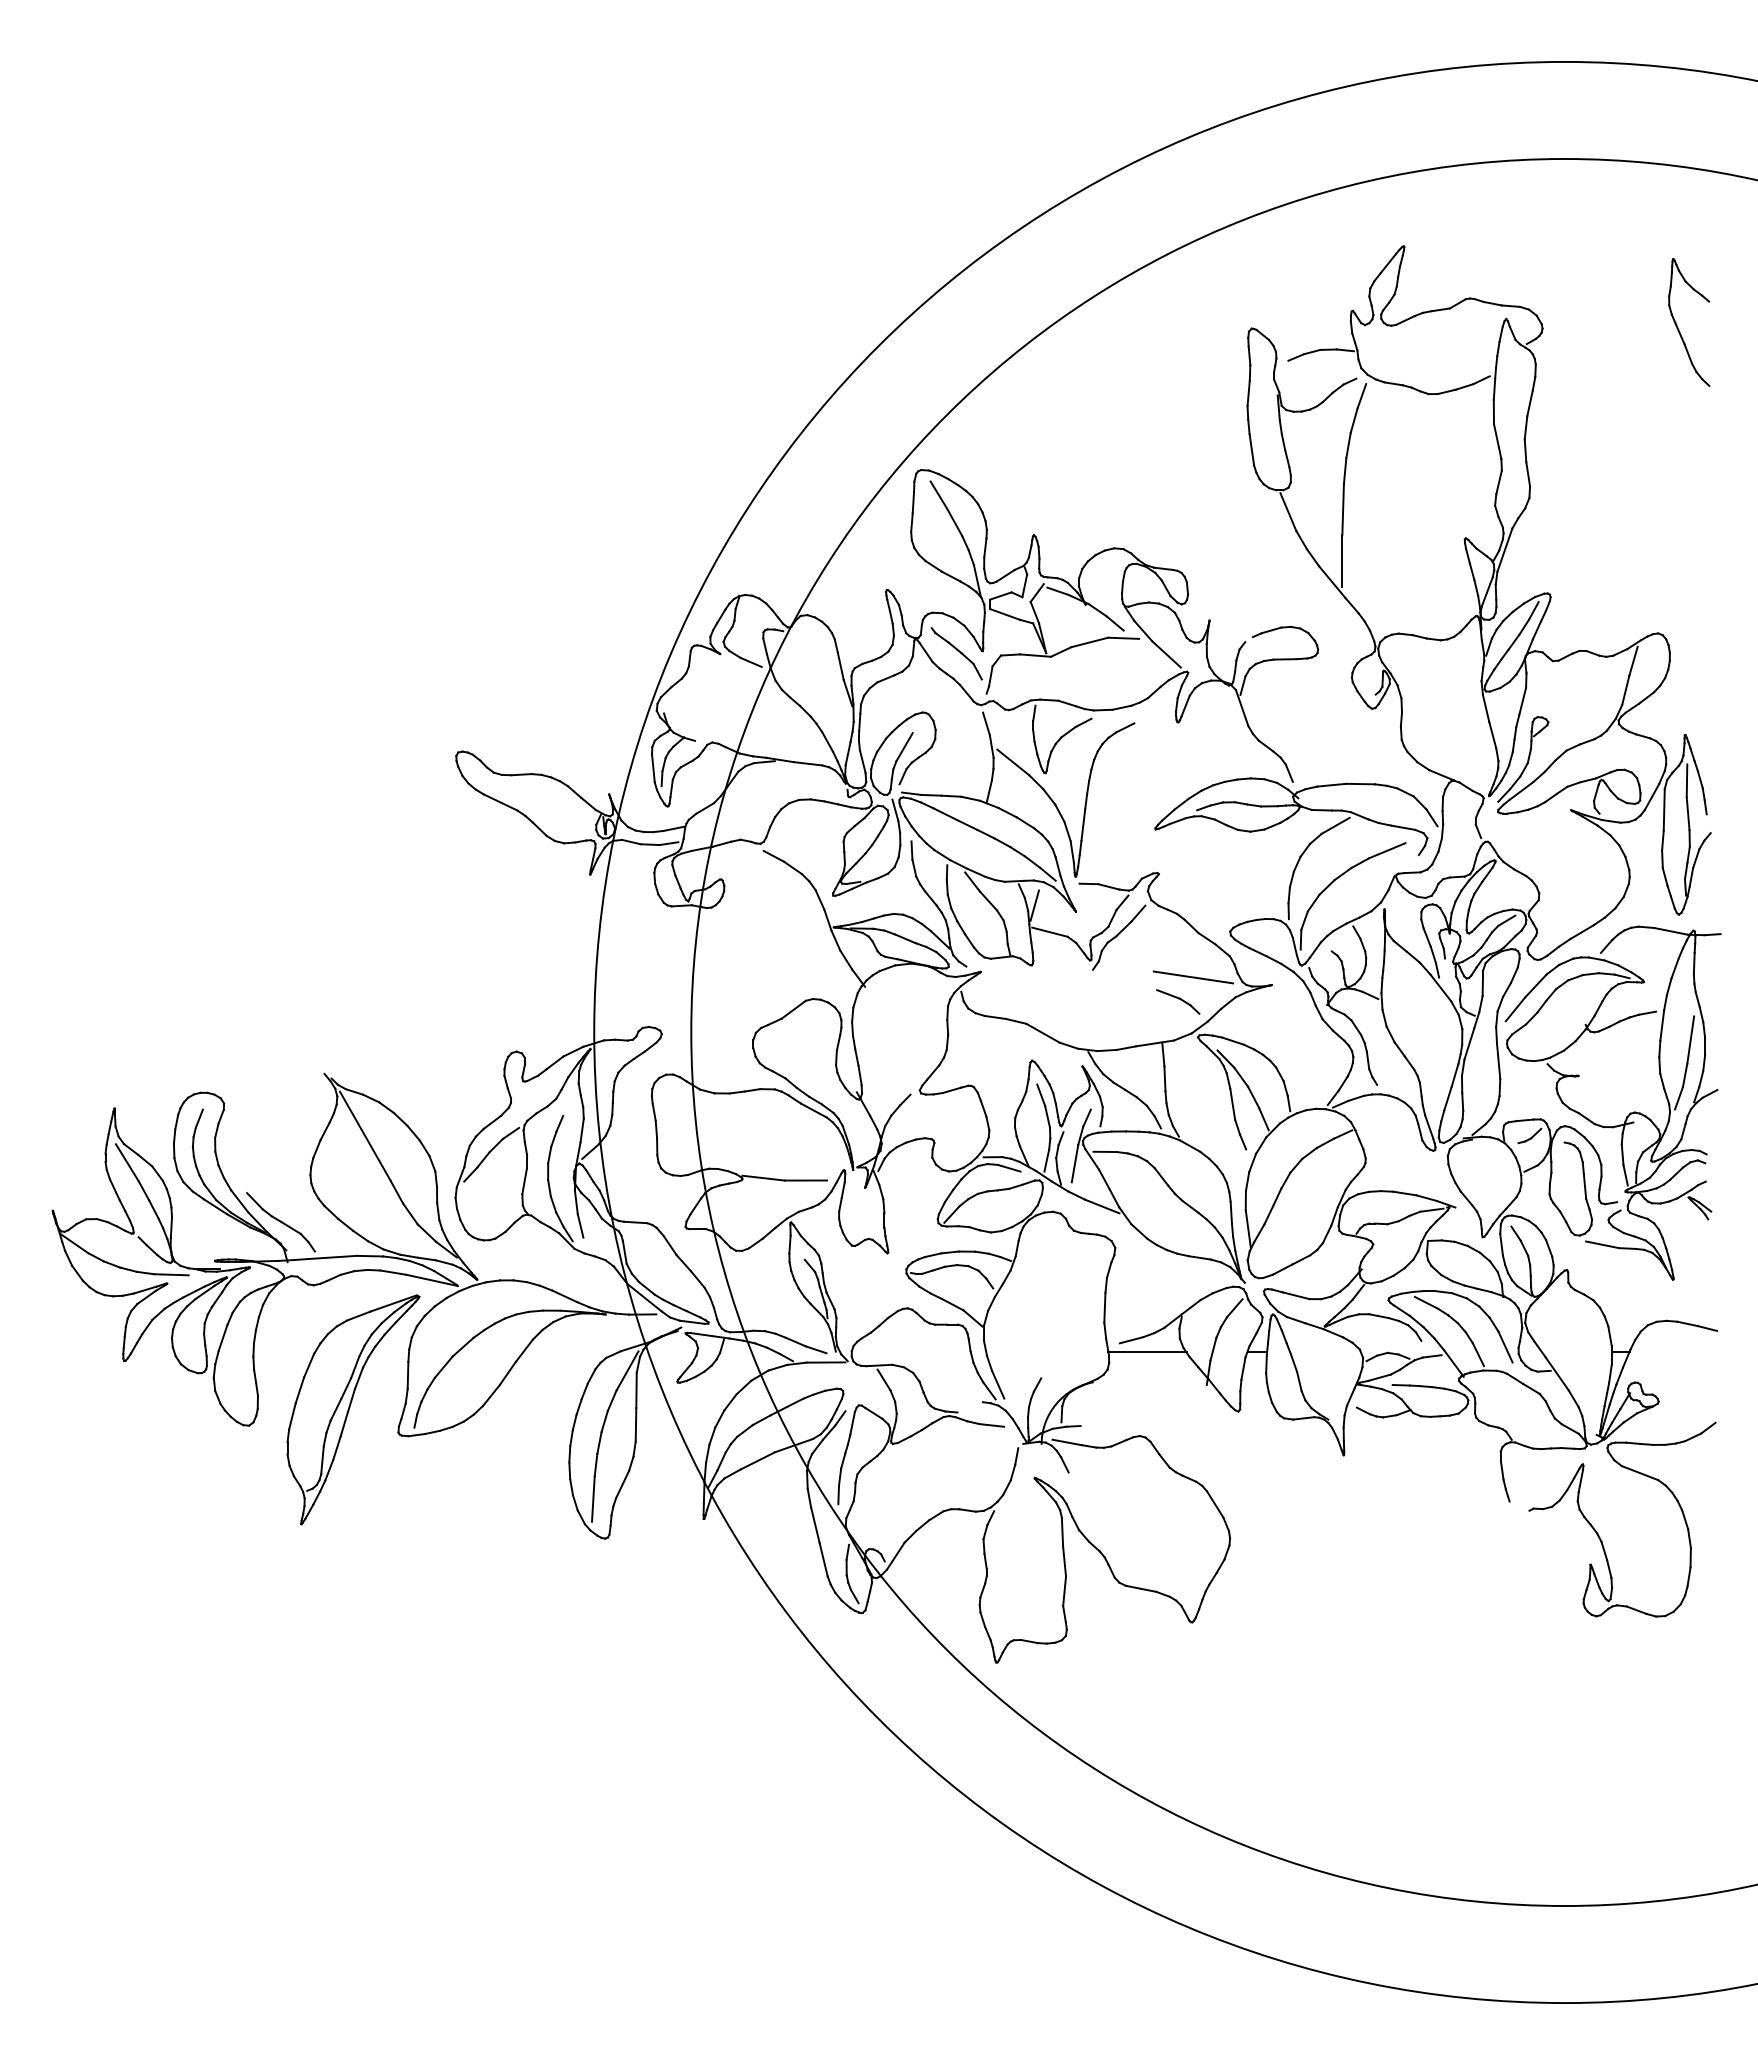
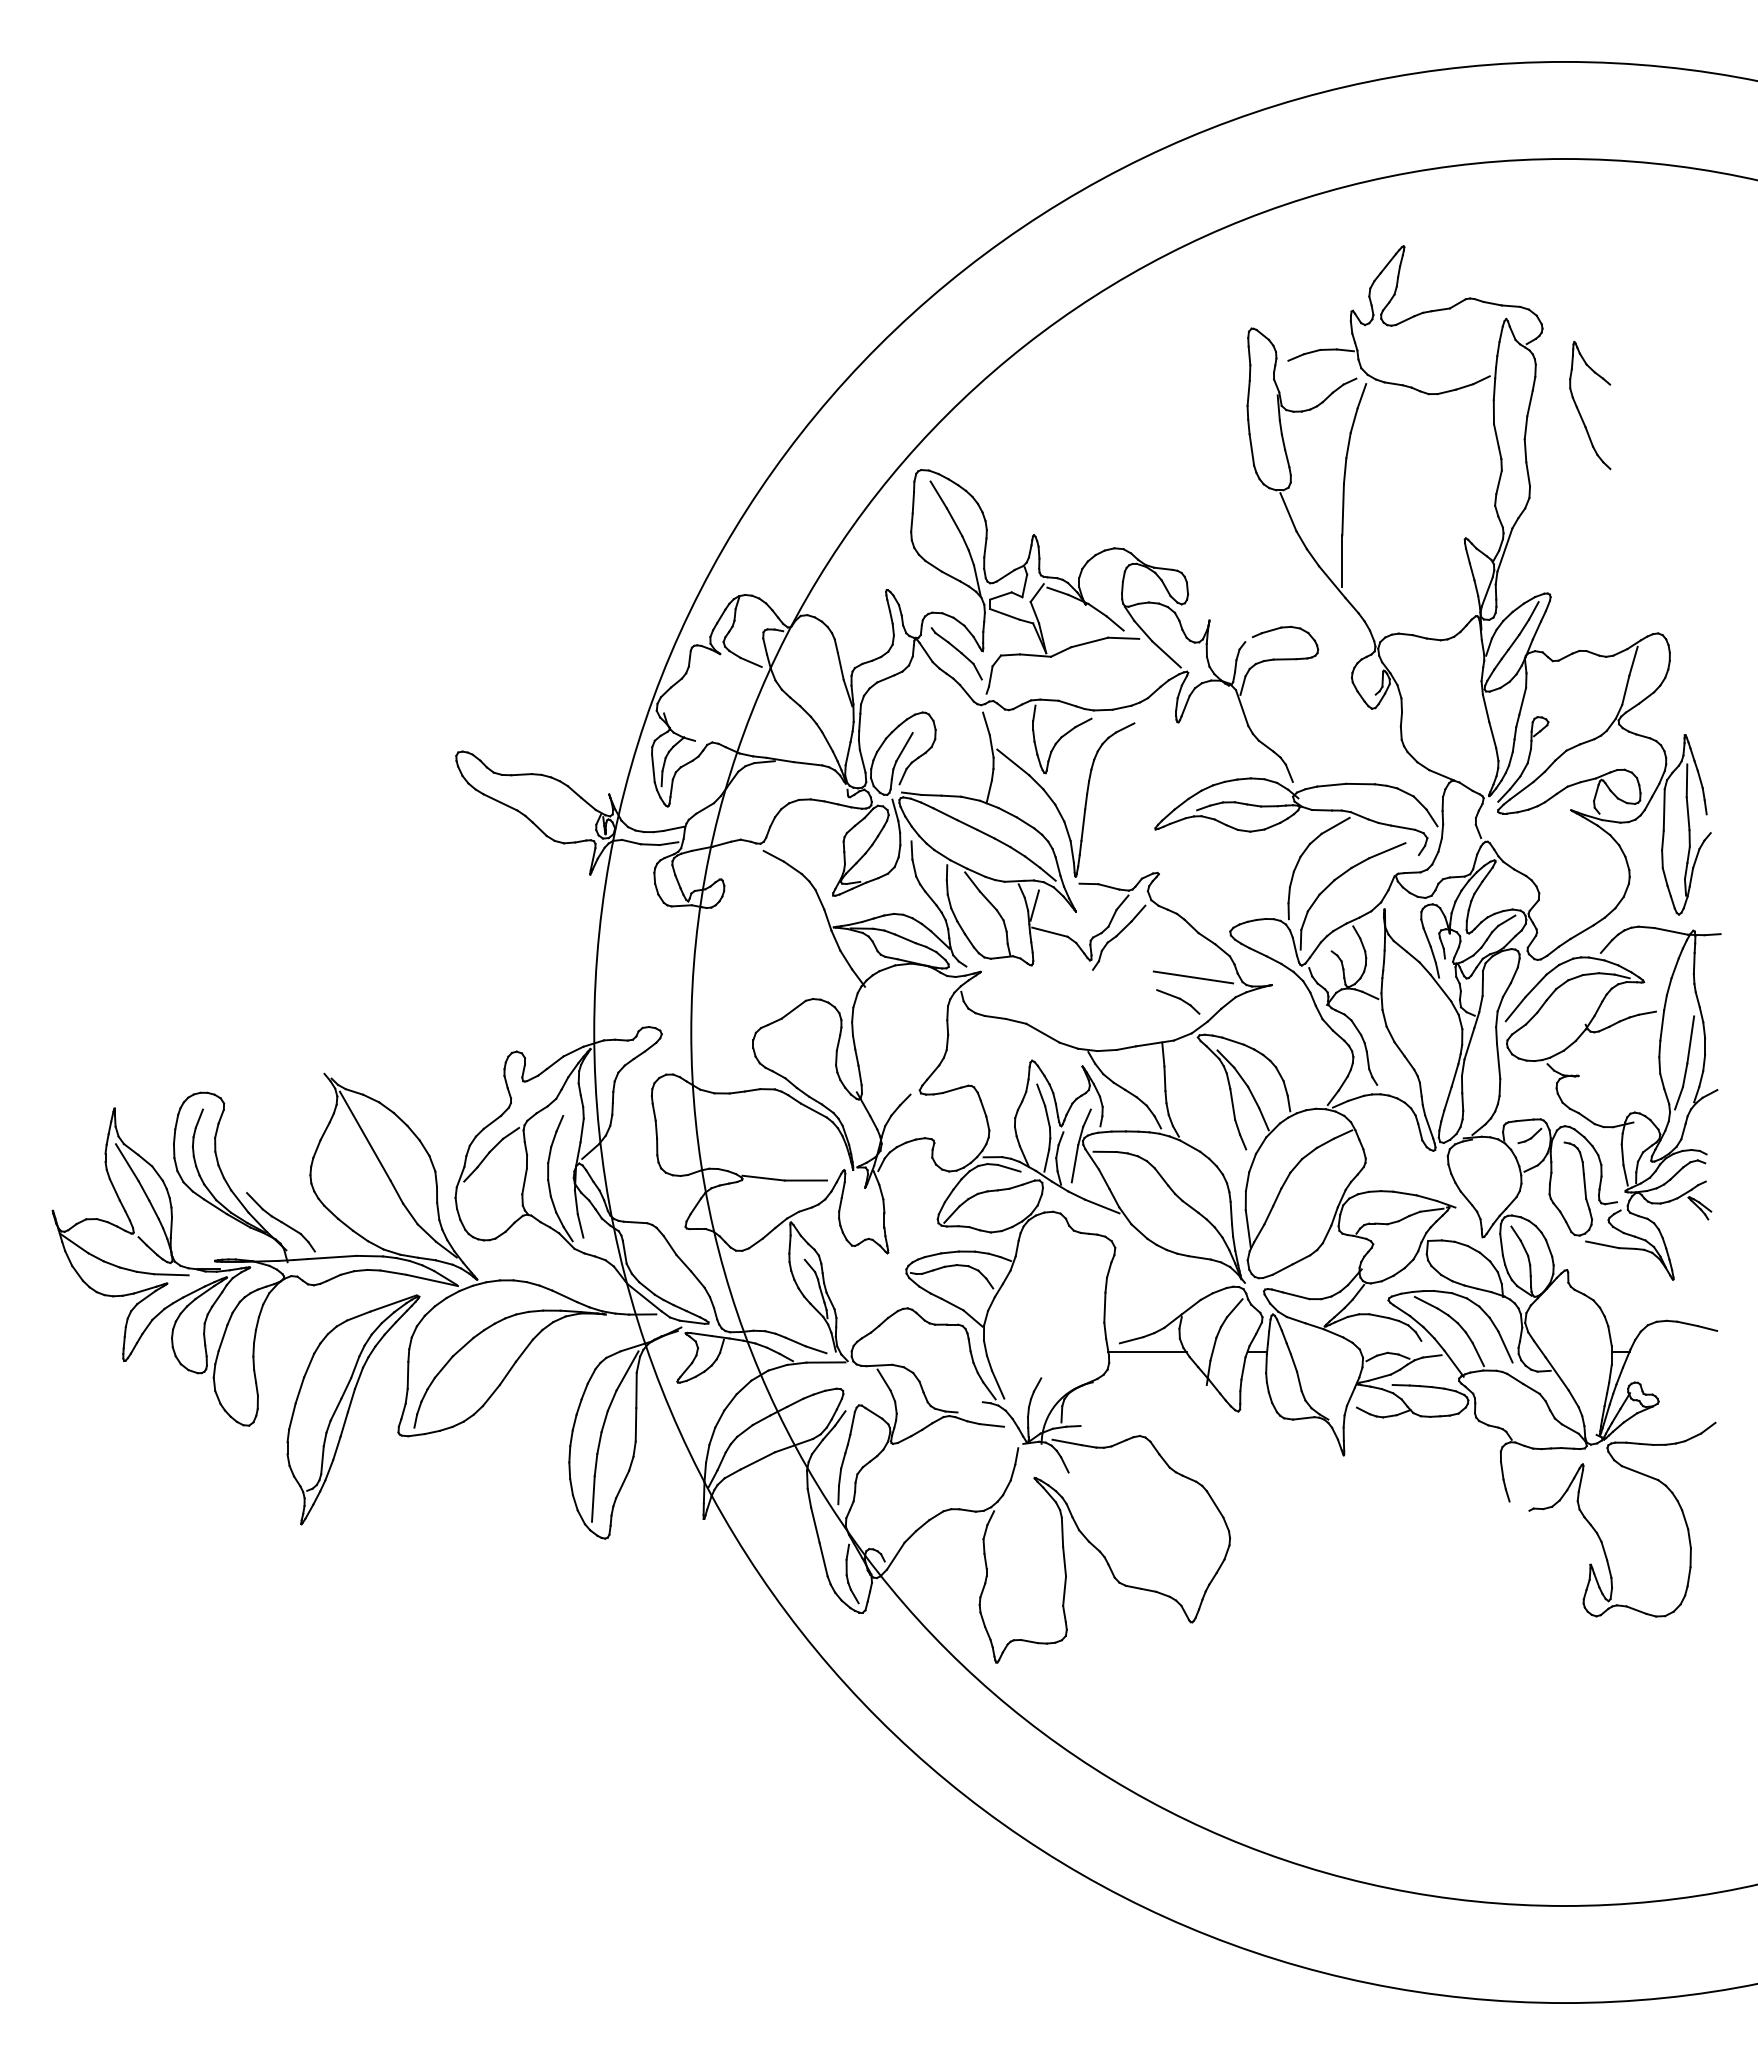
part position: (1678, 327) -> (1579, 410) (1579, 410)
